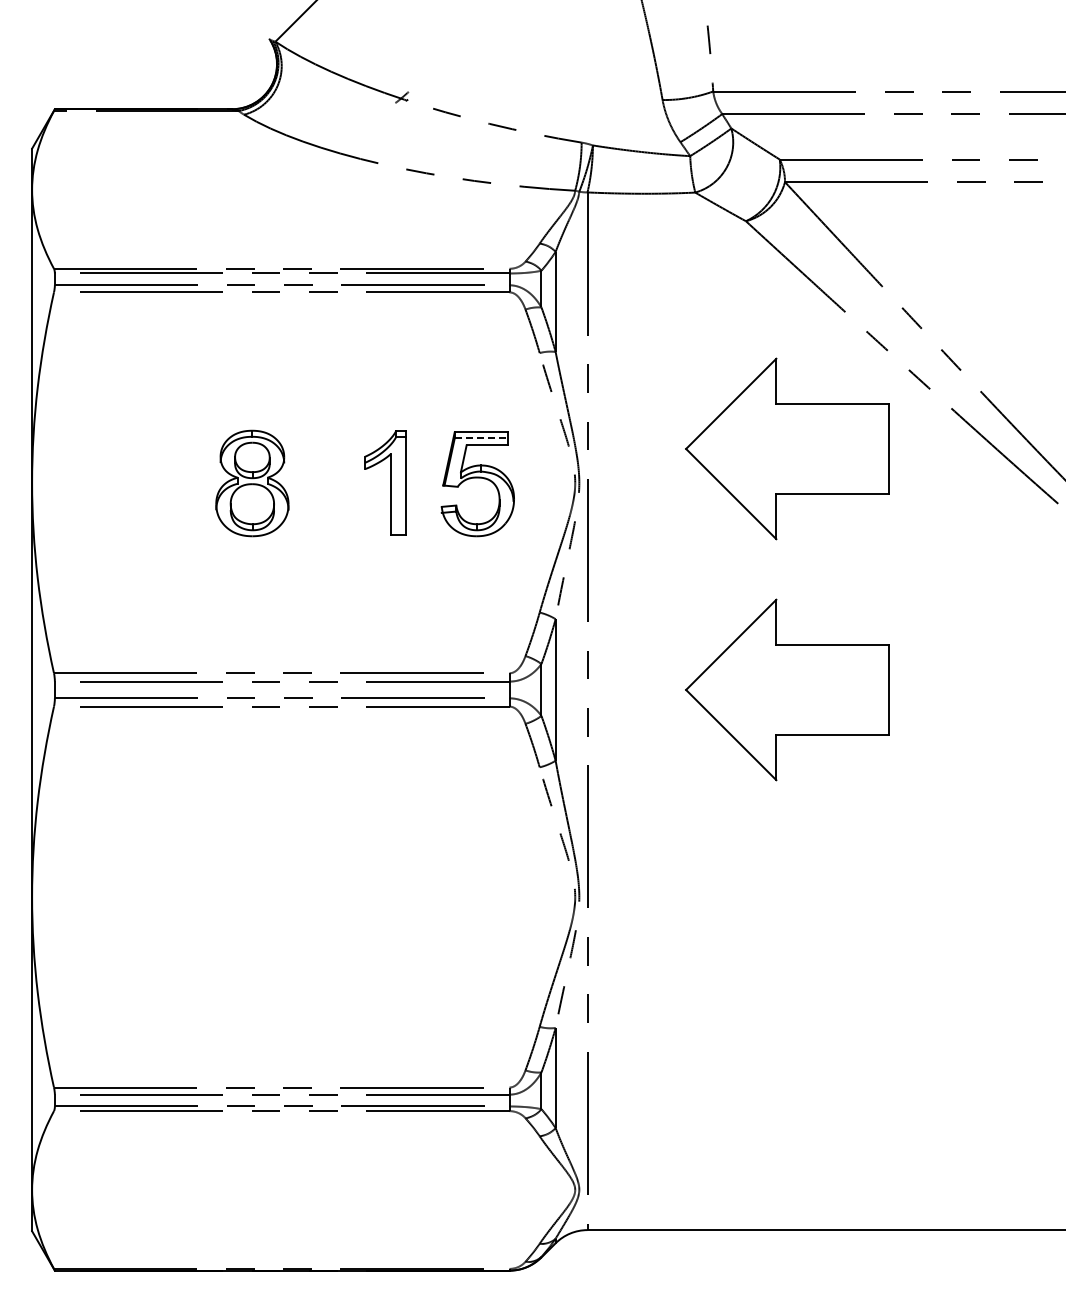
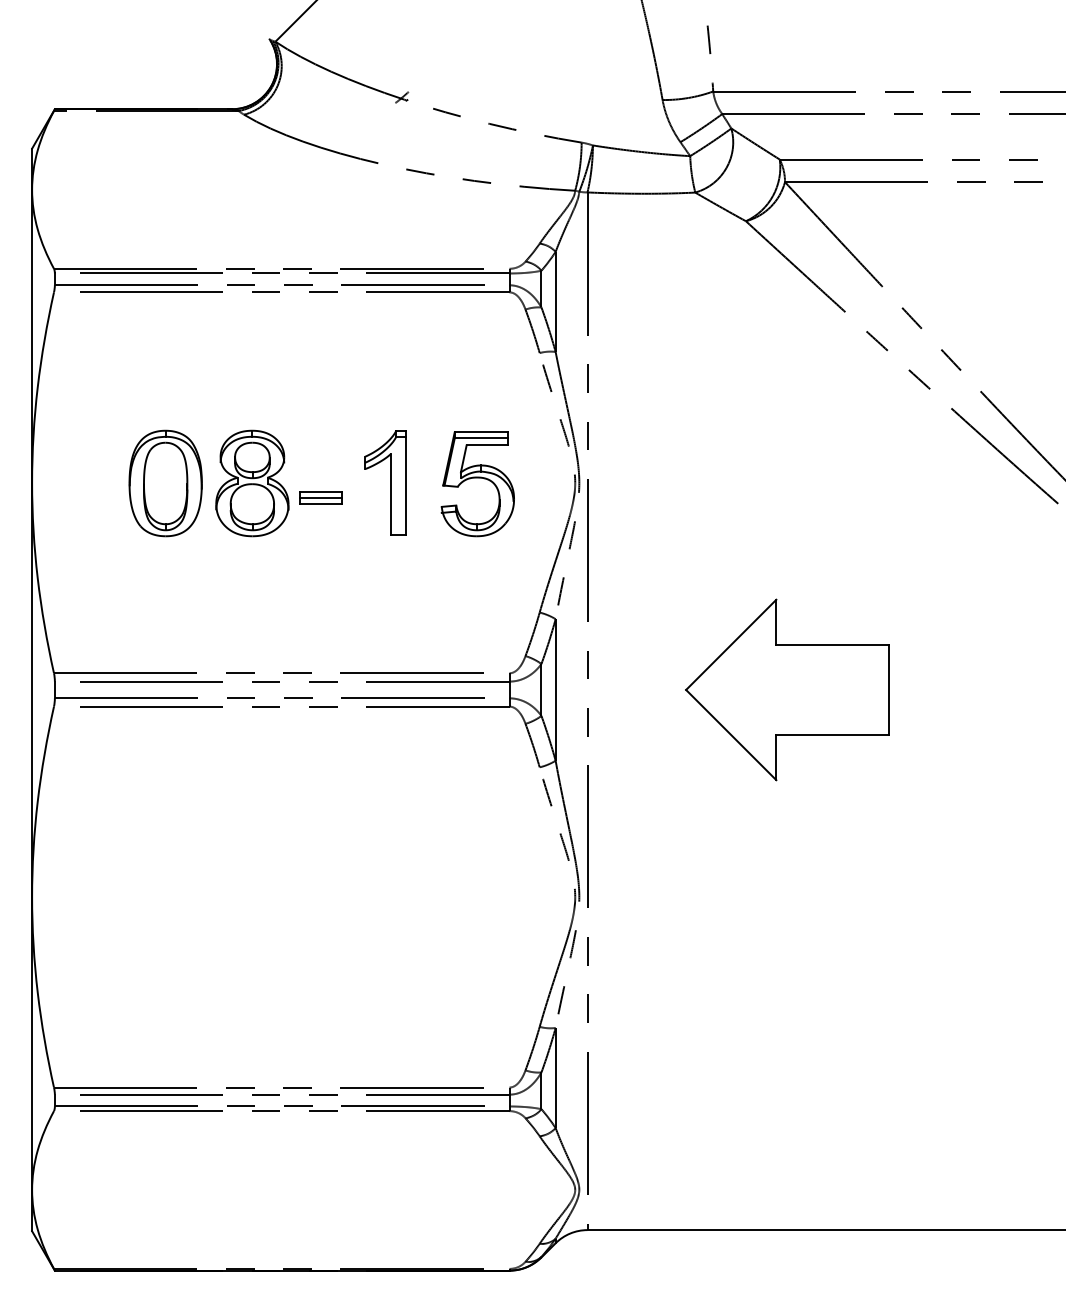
line: dashed -> solid (481, 438)
part: present -> none (787, 448)
part: none -> present (165, 483)
part: none -> present (320, 497)
